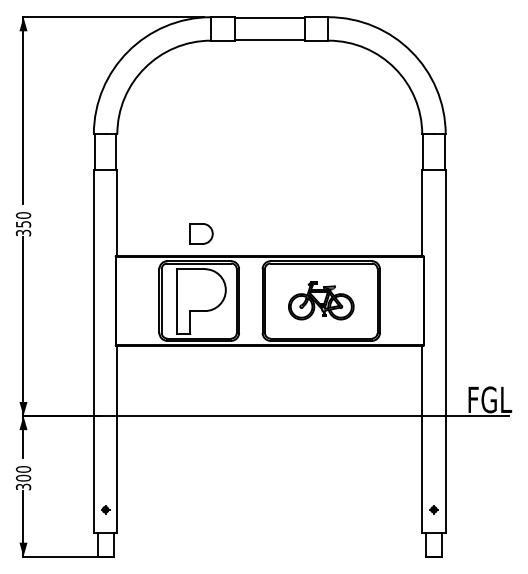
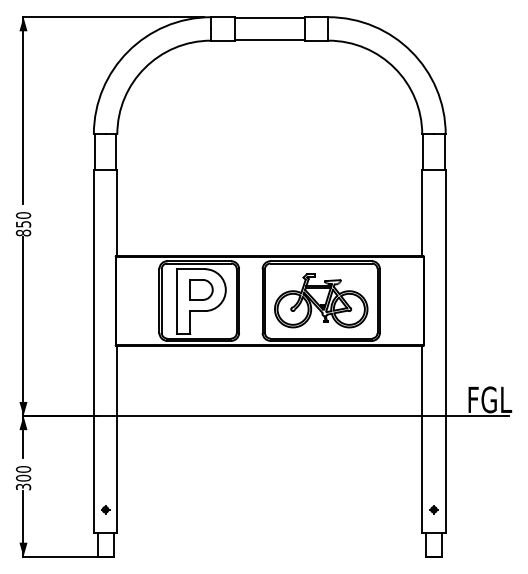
text: 350 -> 850 (23, 232)
part position: (201, 233) -> (201, 289) (201, 289)
part size: 67x40 px -> 95x56 px (321, 300)
